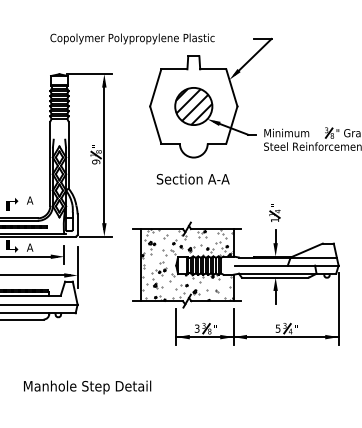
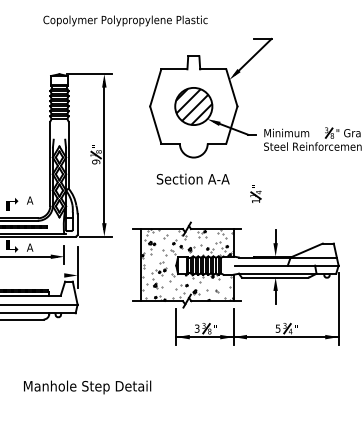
text position: (132, 38) -> (125, 20) (125, 20)
part position: (274, 212) -> (255, 193) (255, 193)
line: present -> none (36, 275)
